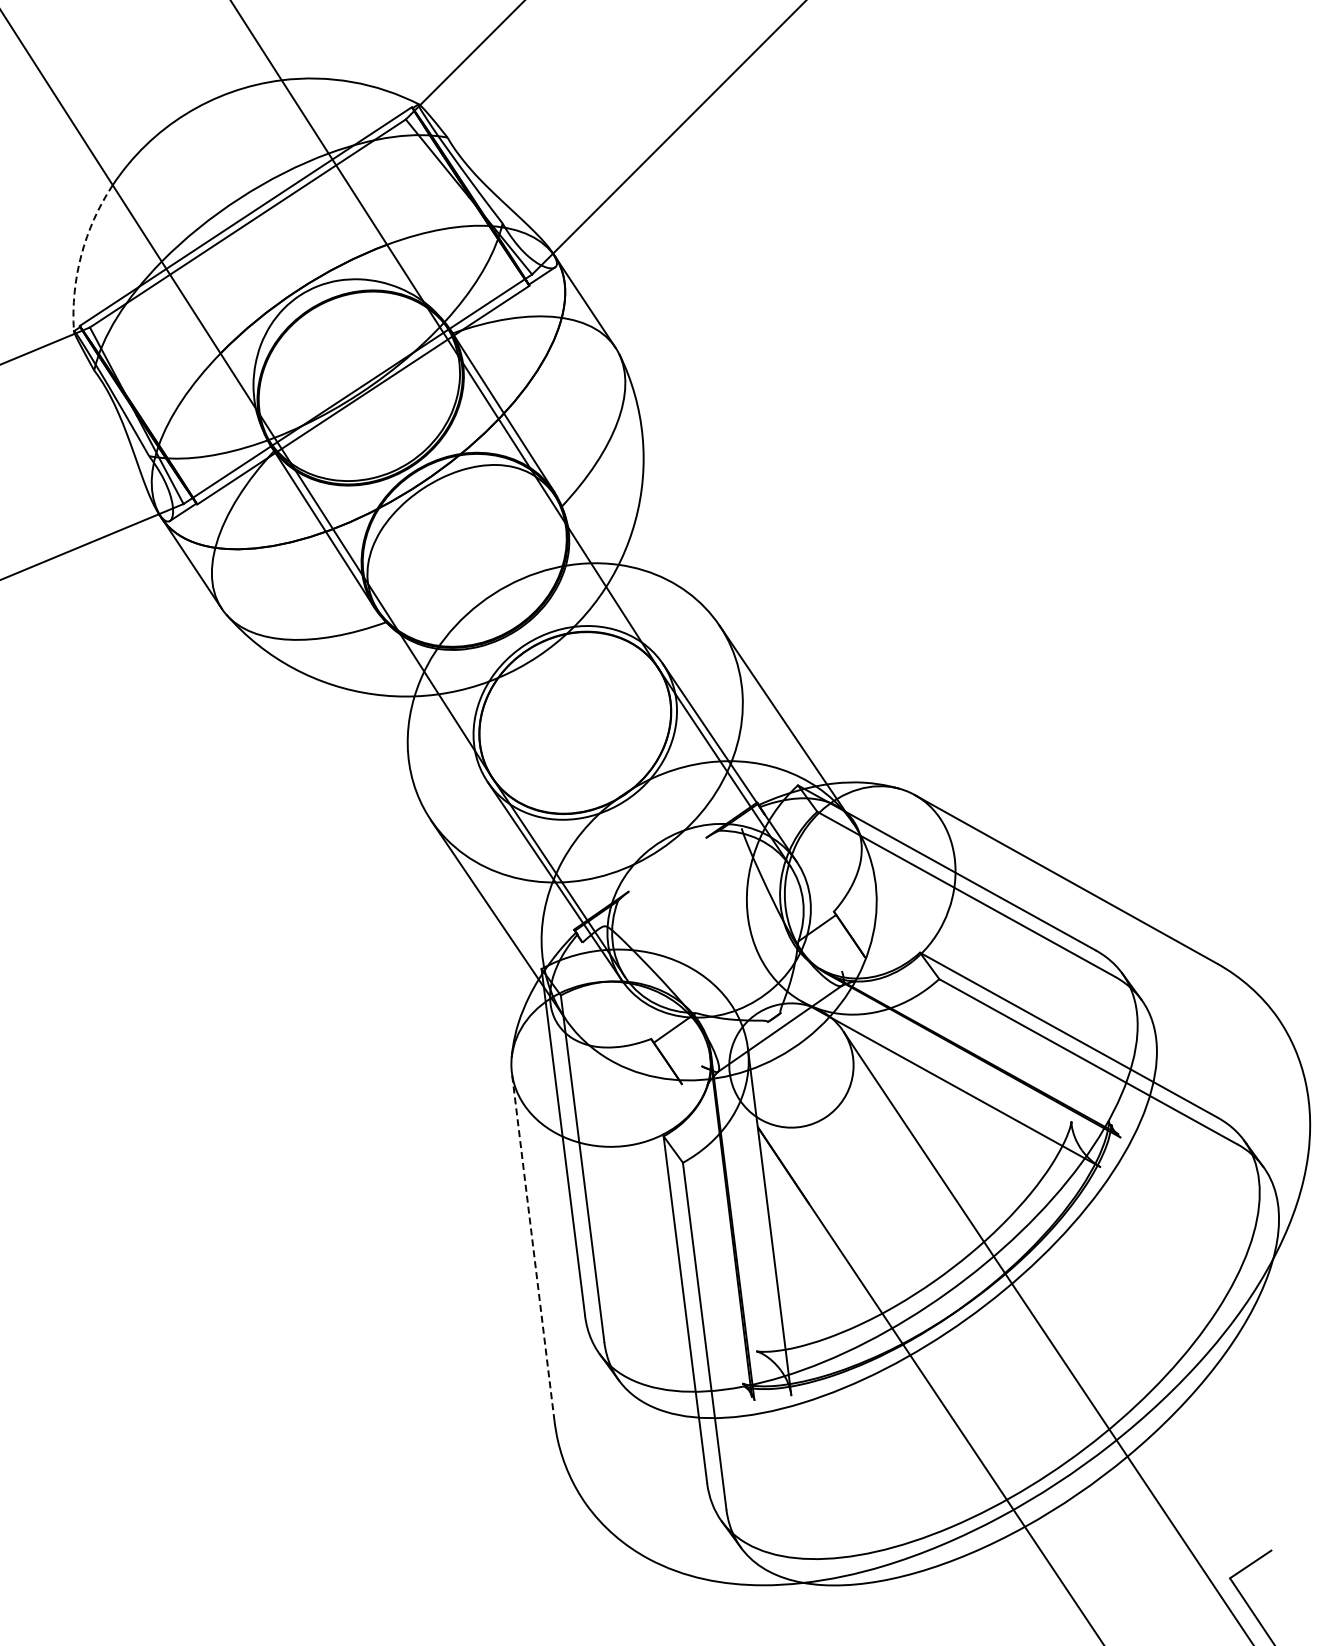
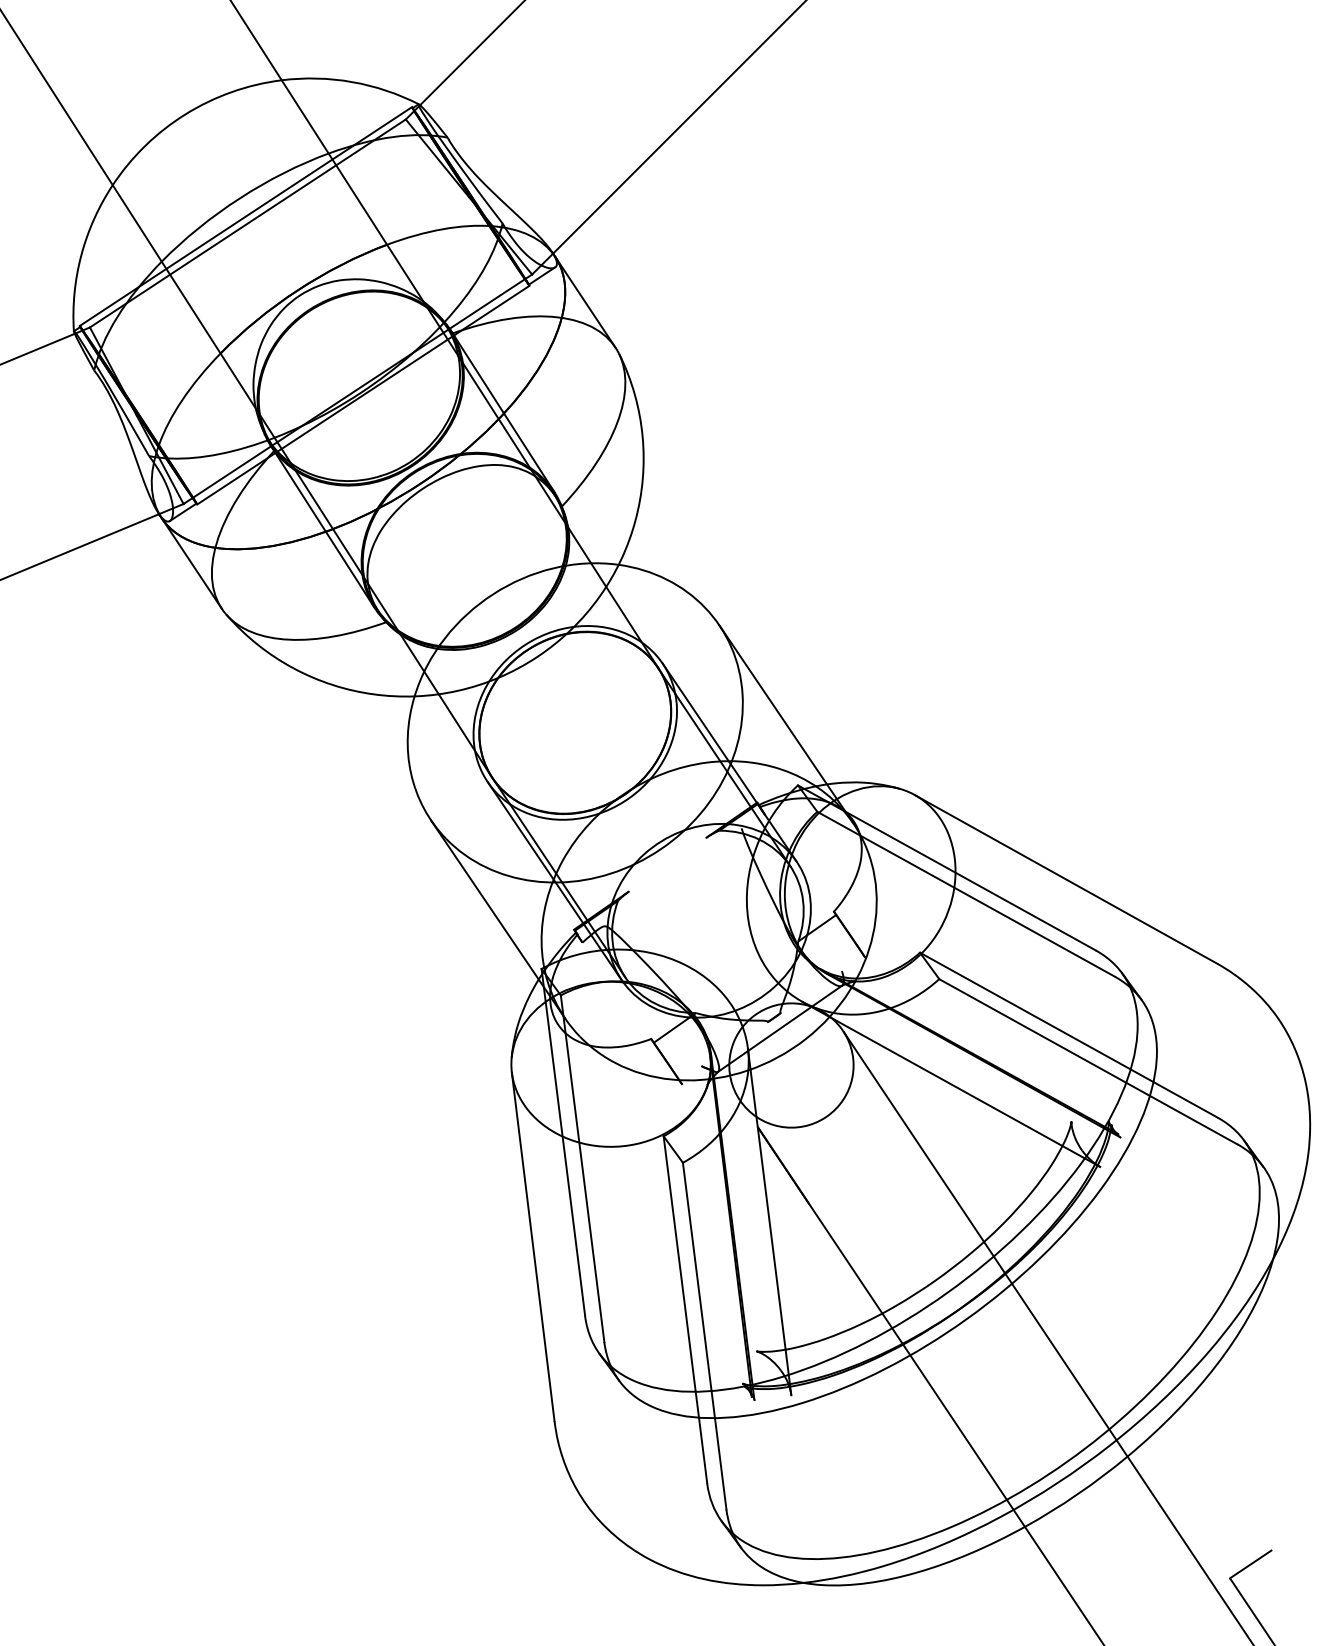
arc: dashed -> solid (81, 255)
line: dashed -> solid (533, 1246)
